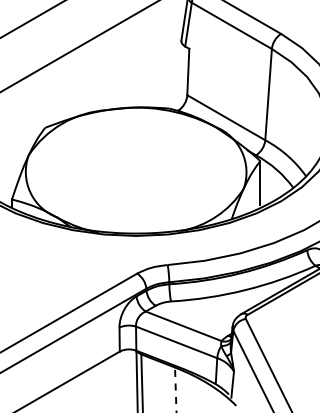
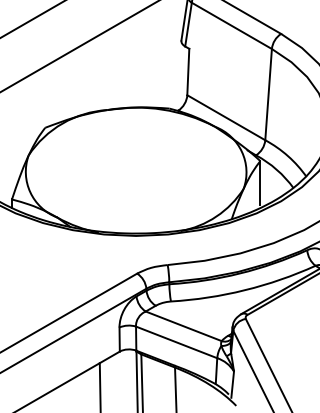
line: none -> present (99, 386)
line: dashed -> solid (175, 389)
